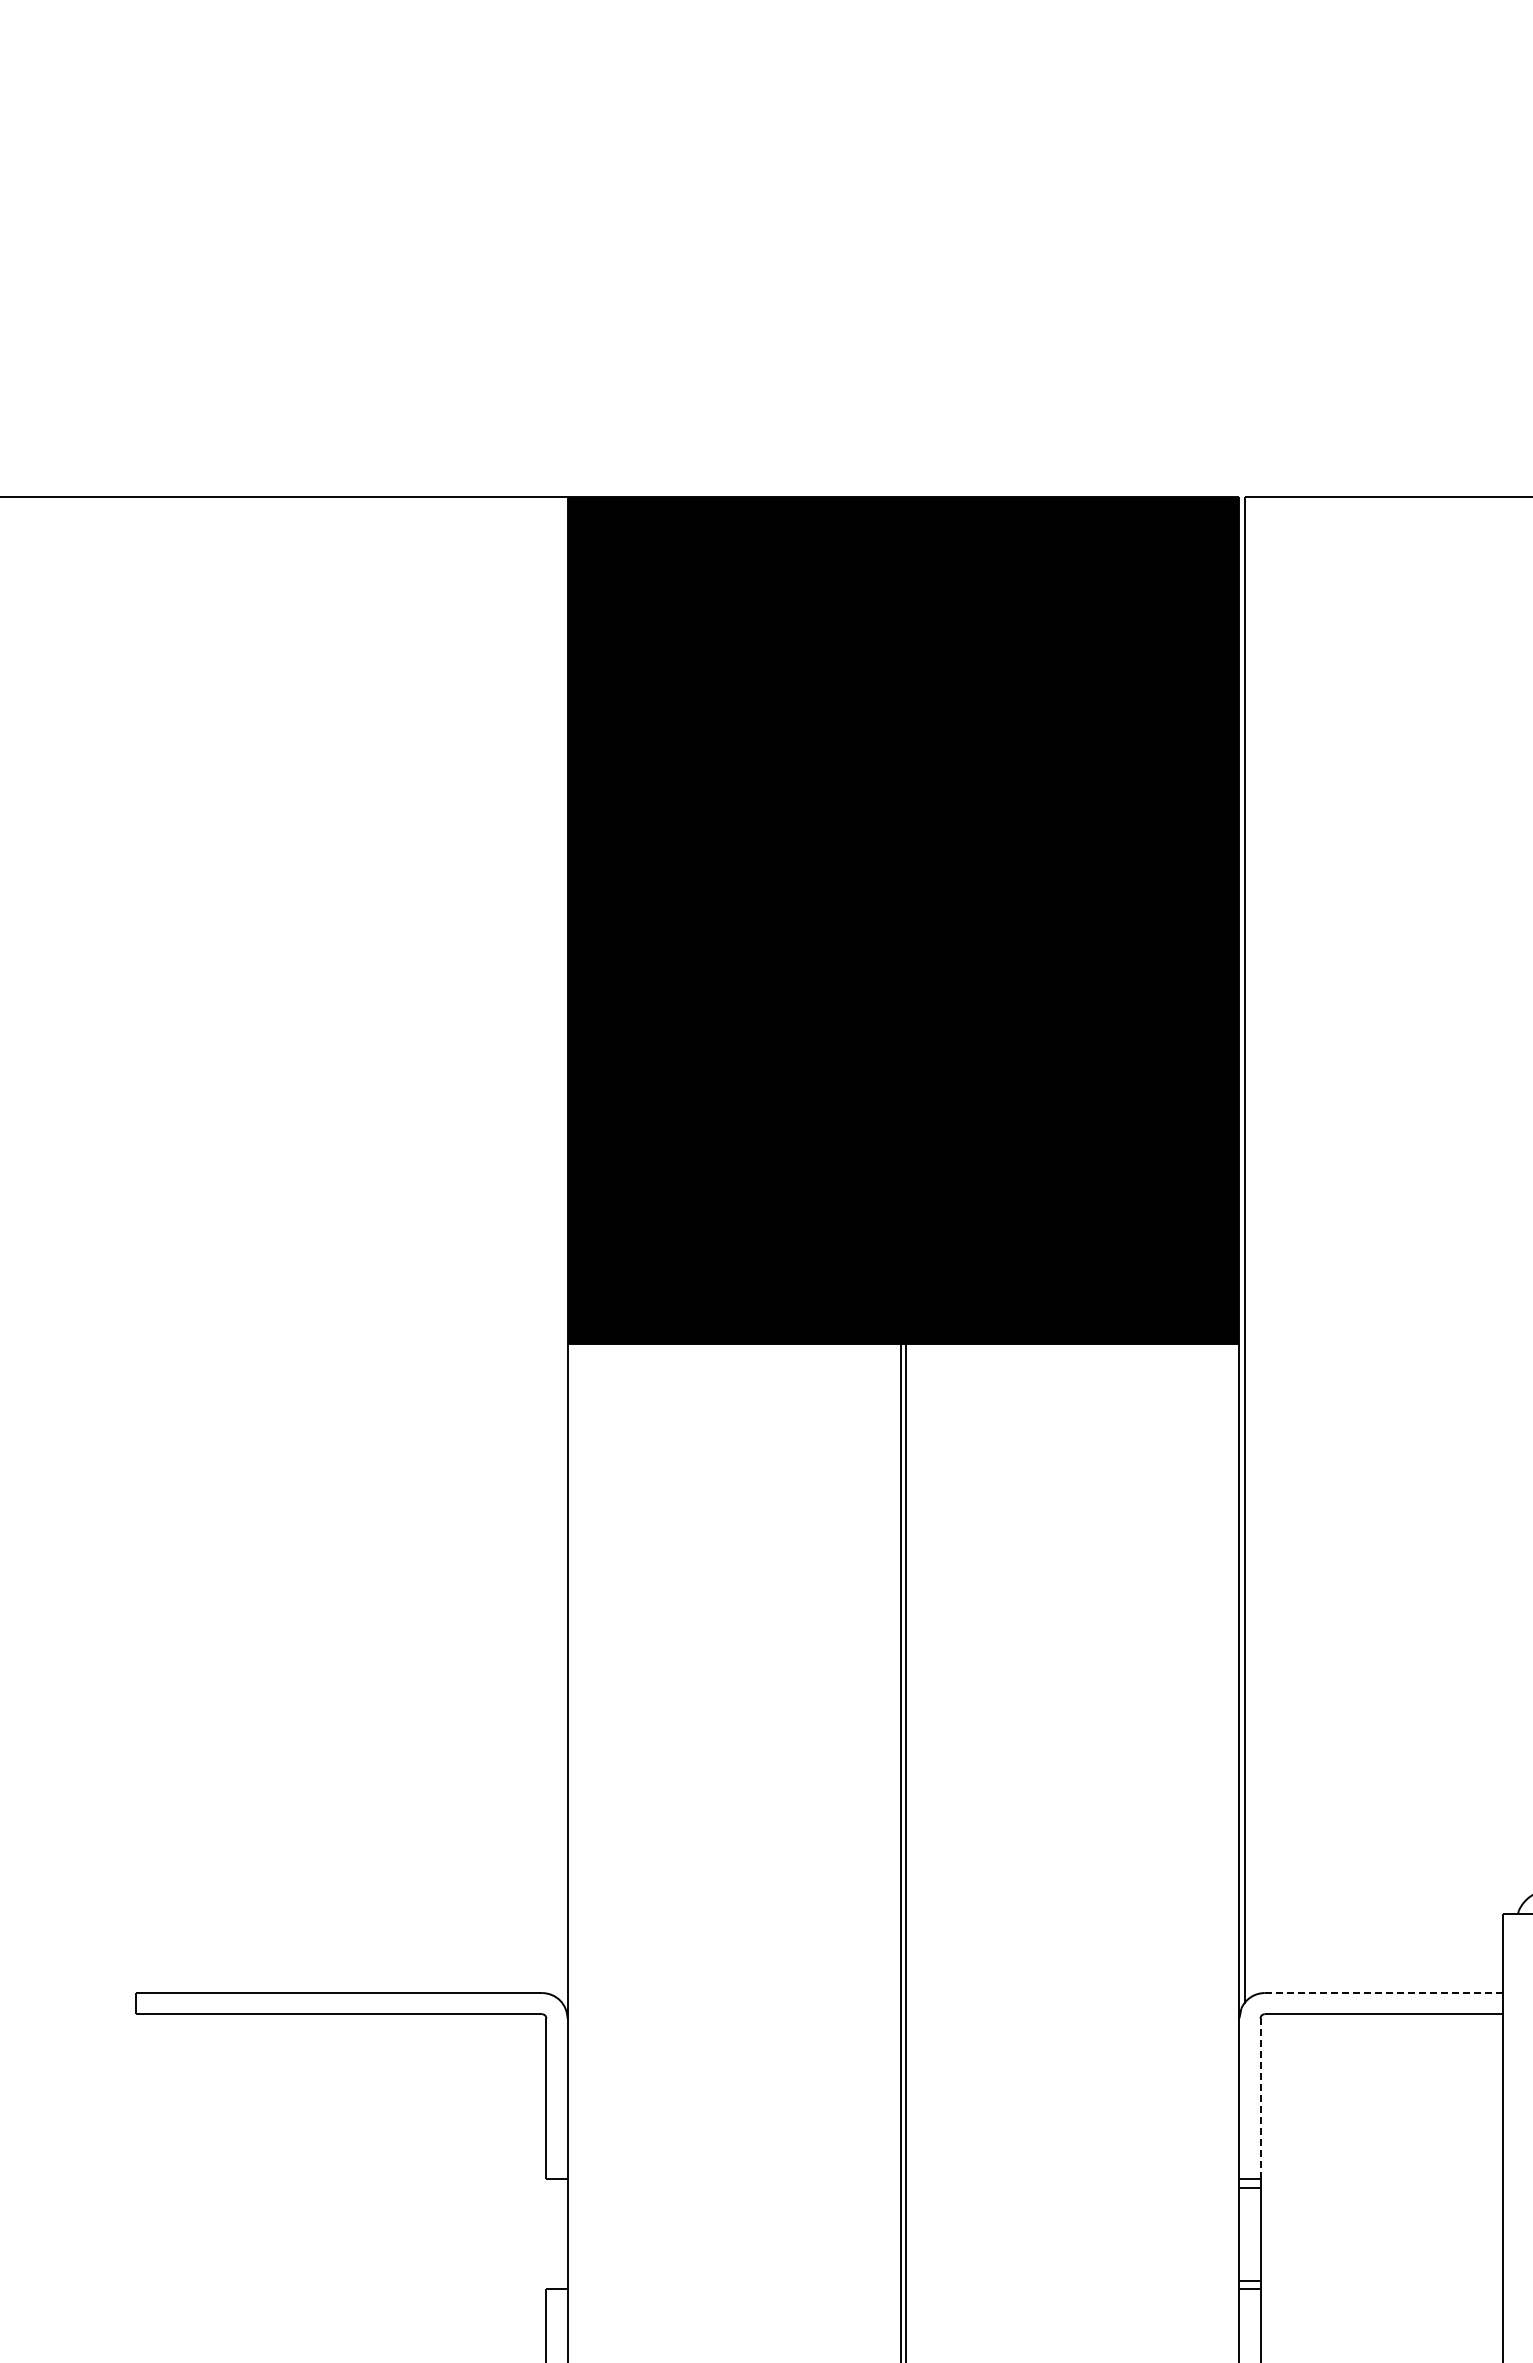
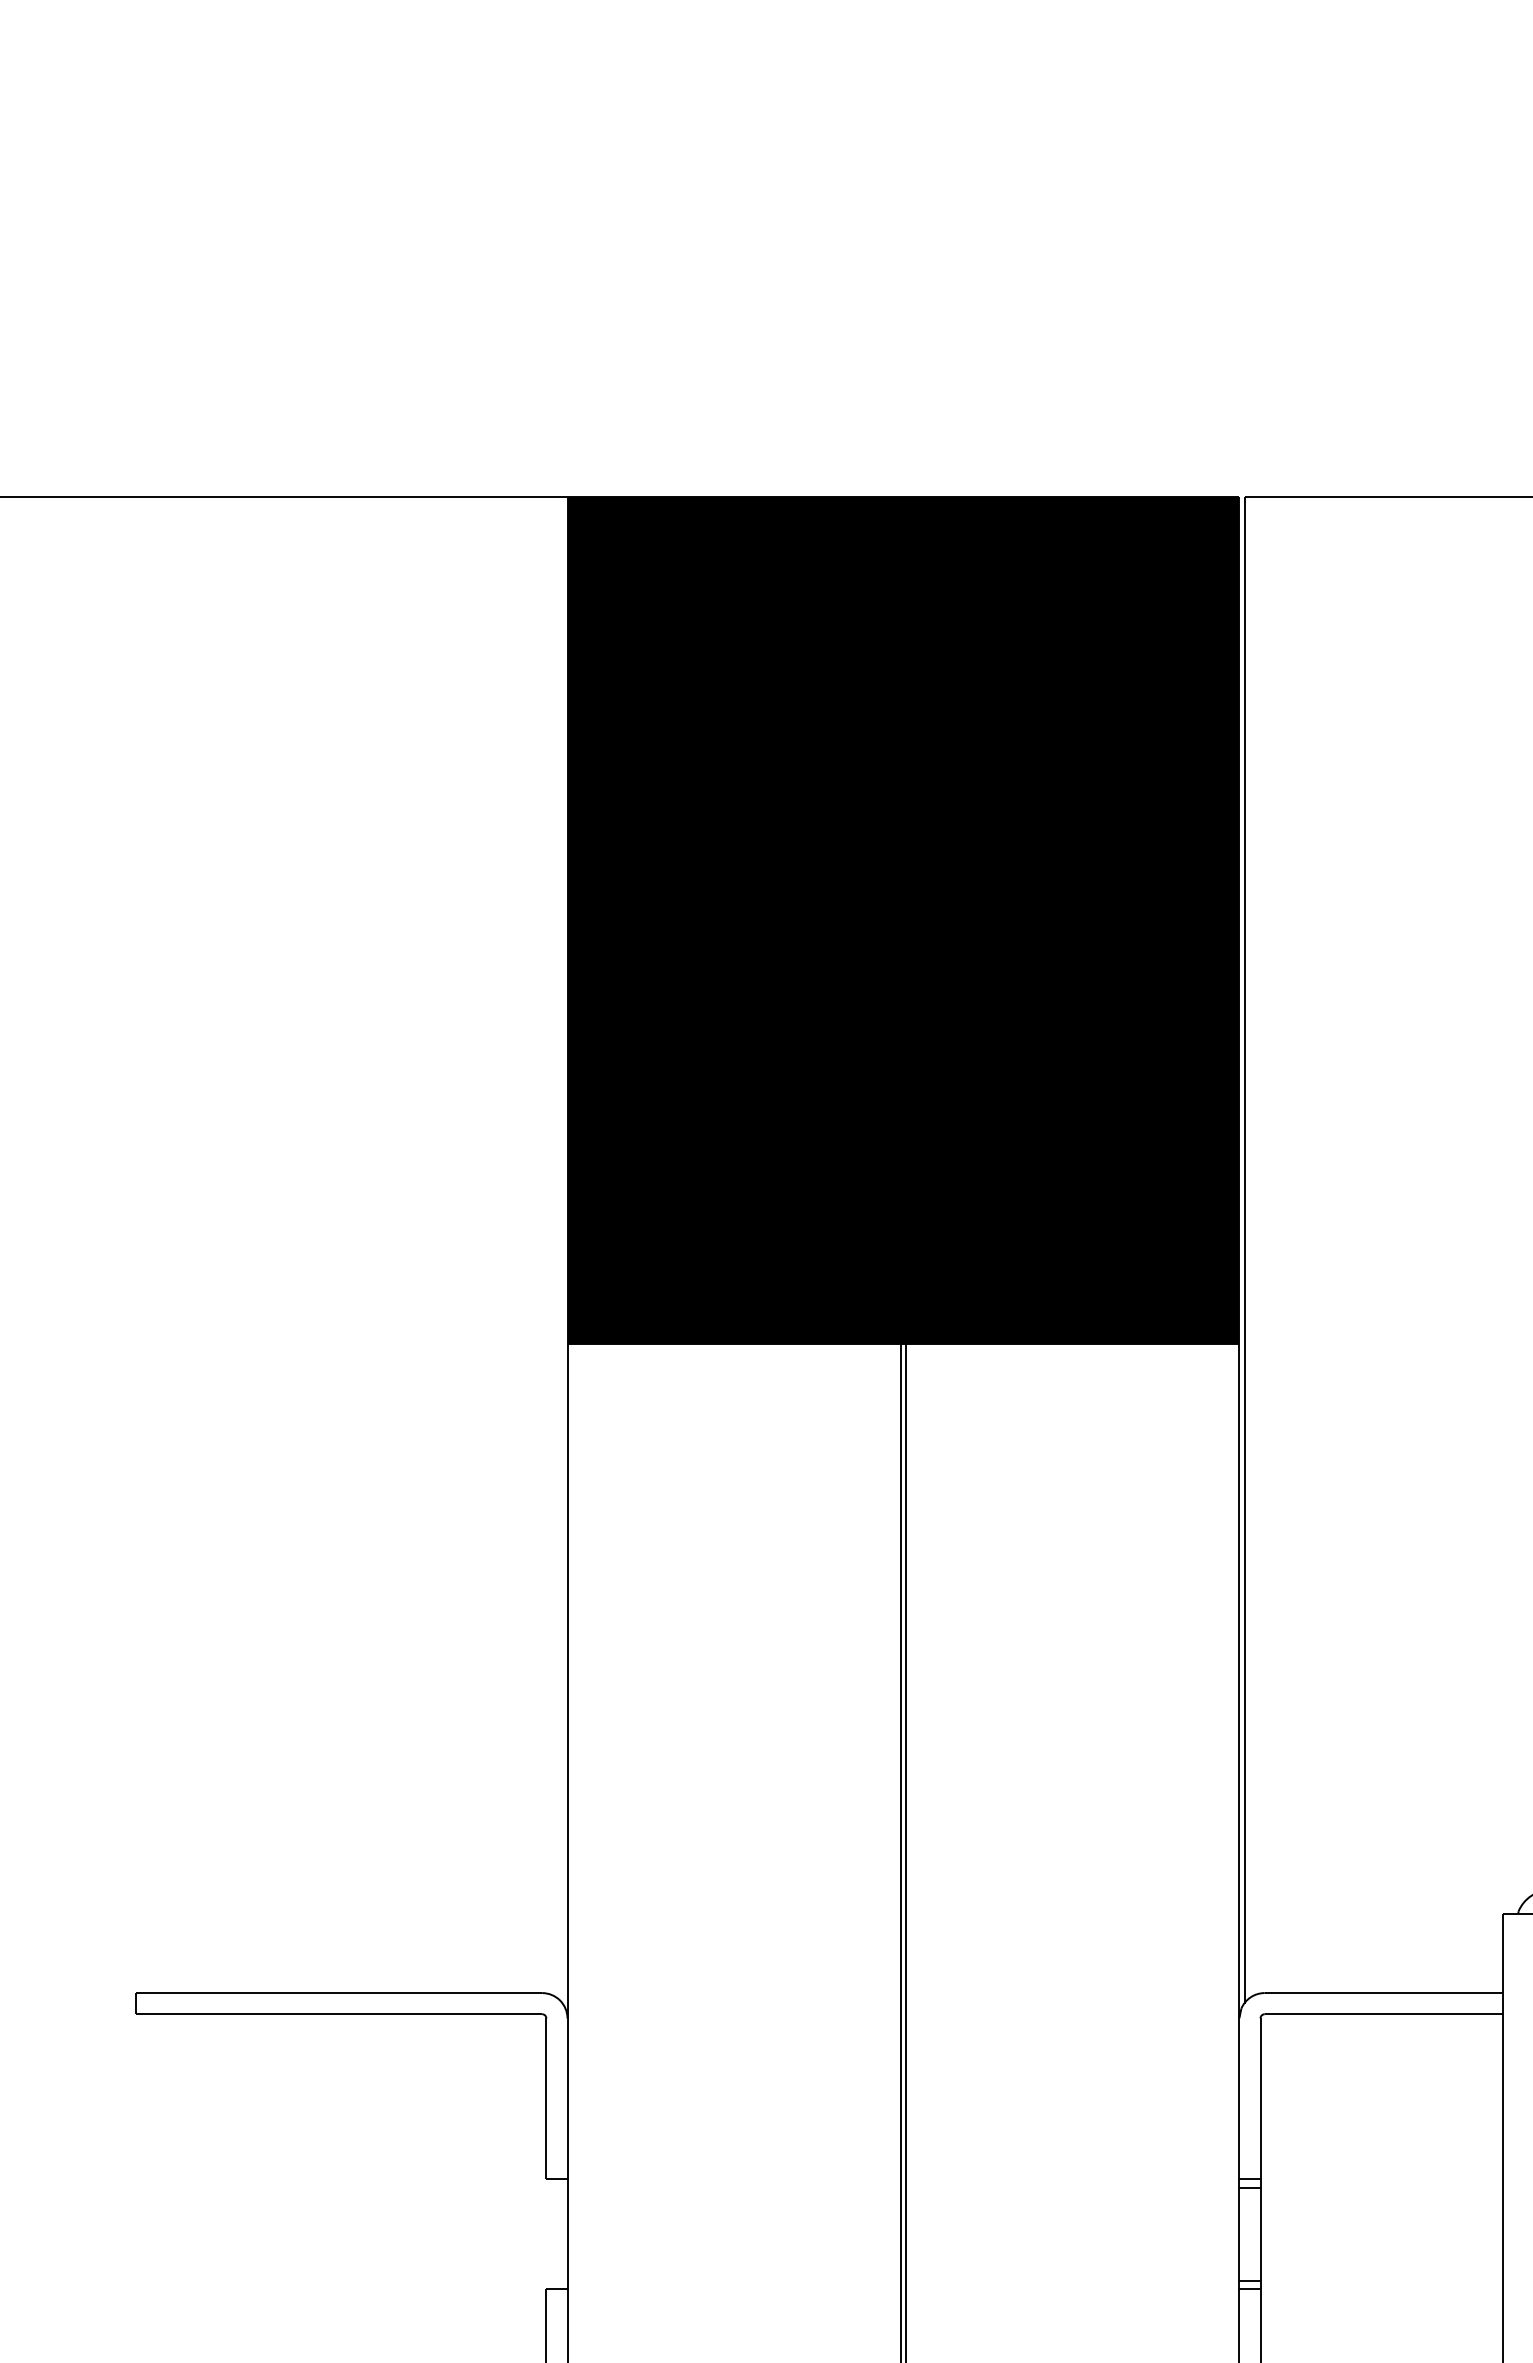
line: dashed -> solid (1383, 1993)
line: dashed -> solid (1260, 2098)
